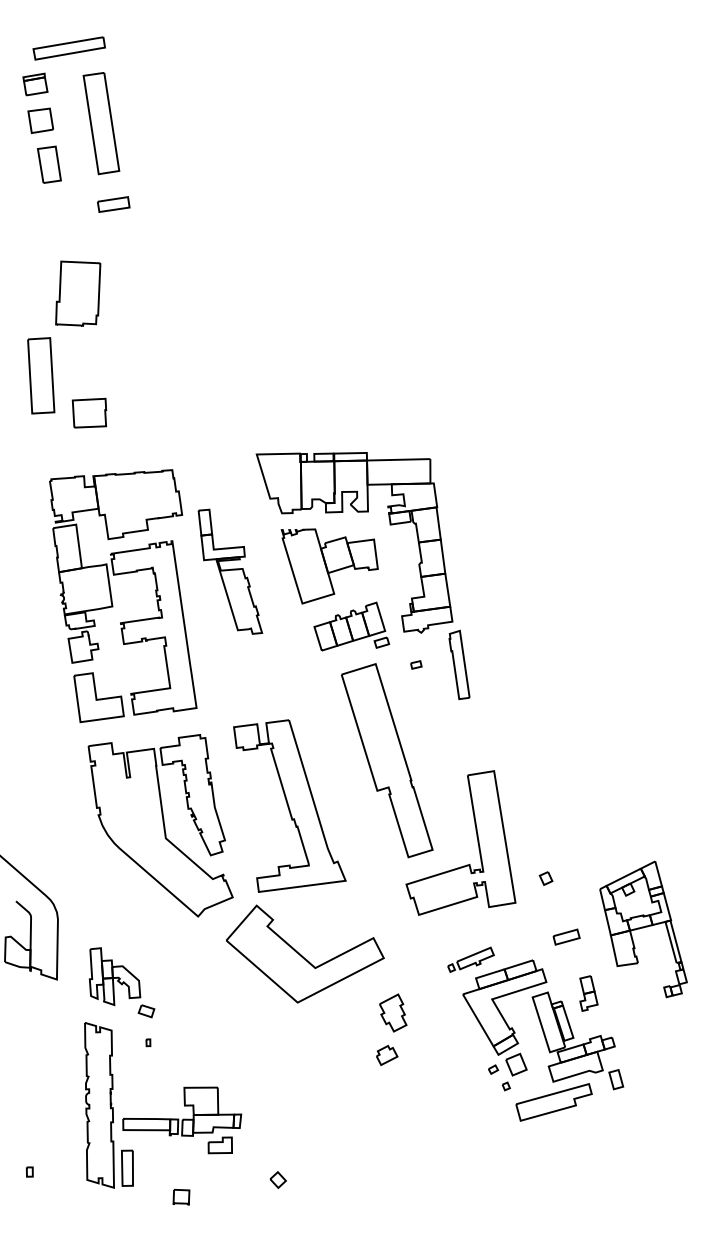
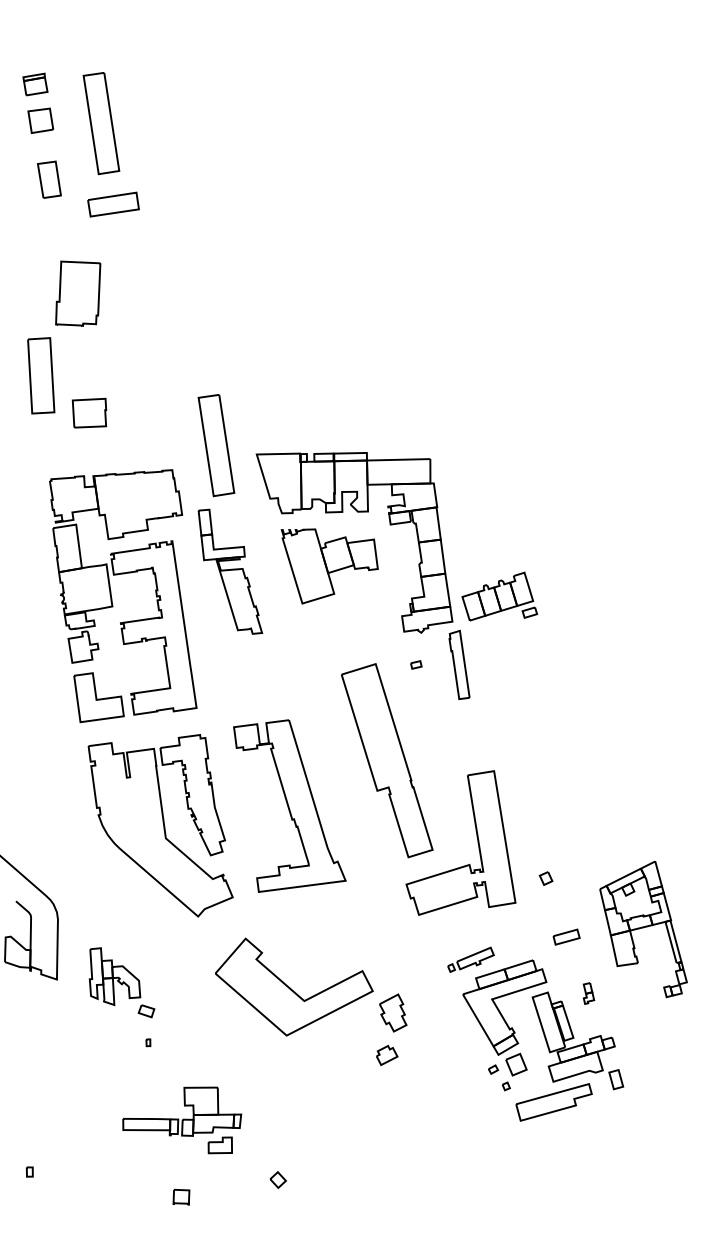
part: present -> none (68, 48)
part position: (49, 164) -> (49, 179) (49, 179)
part size: 34x17 px -> 53x27 px (113, 204)
part: none -> present (216, 445)
part position: (351, 626) -> (499, 596) (499, 596)
part position: (305, 953) -> (294, 986) (294, 986)
part size: 20x37 px -> 14x23 px (588, 993)
part: present -> none (108, 1105)
